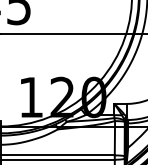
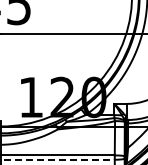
line: solid -> dashed (57, 159)
